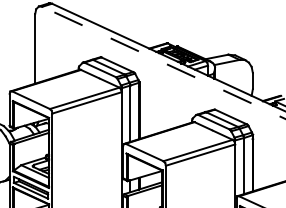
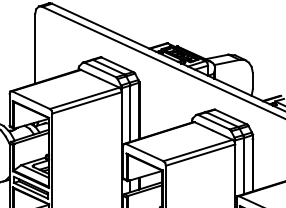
line: dashed -> solid (163, 62)
